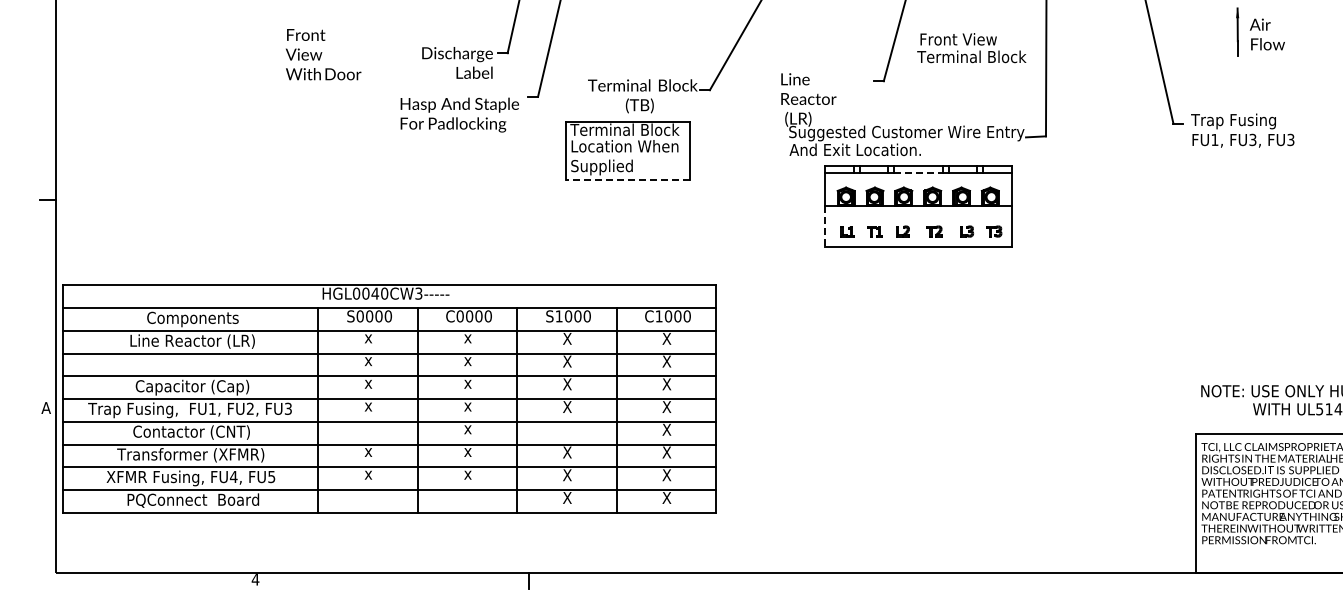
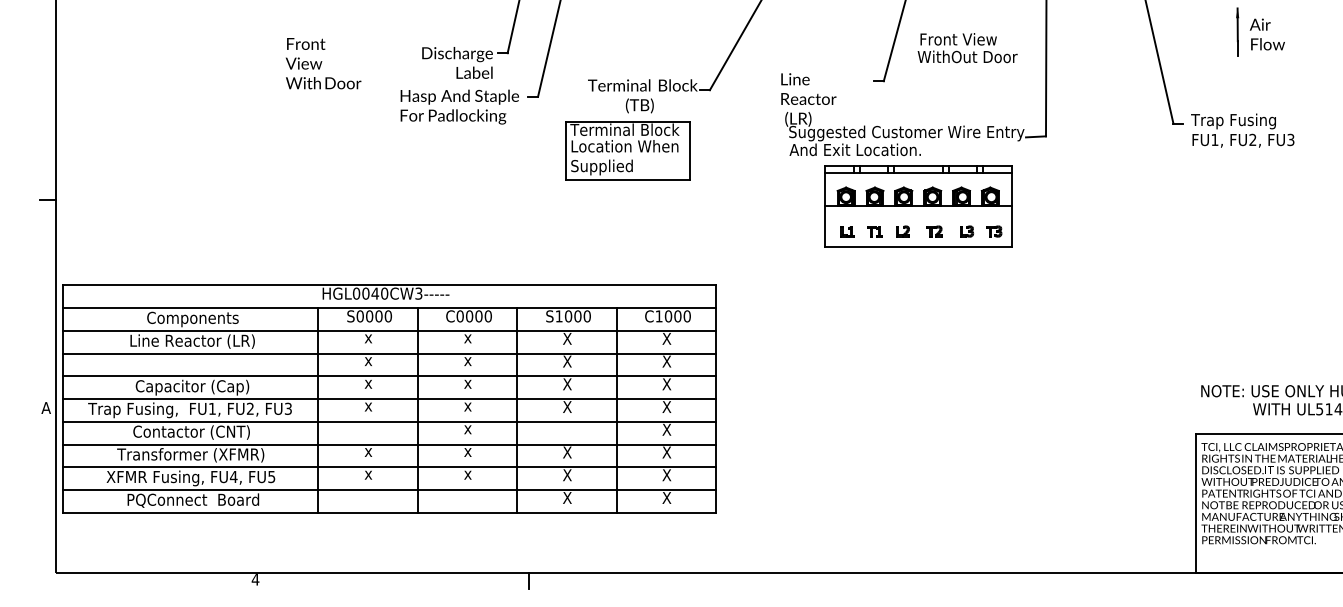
text position: (323, 54) -> (323, 63) (323, 63)
text: Terminal Block -> WithOut Door (971, 56)
text position: (459, 114) -> (459, 106) (459, 106)
text: FU3, -> FU2, (1252, 140)
line: dashed -> solid (918, 173)
line: dashed -> solid (627, 179)
line: dashed -> solid (824, 227)
